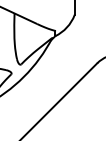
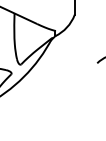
line: present -> none (59, 100)
